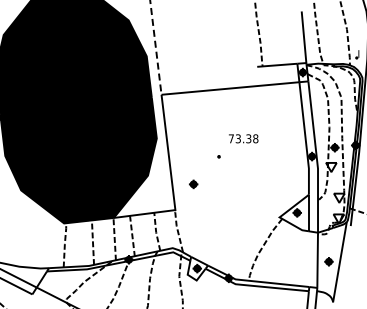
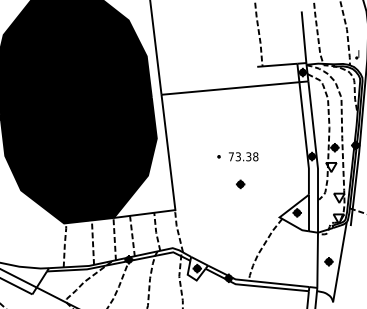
line: dashed -> solid (155, 47)
text position: (243, 138) -> (243, 156) (243, 156)
part position: (193, 184) -> (240, 184) (240, 184)
